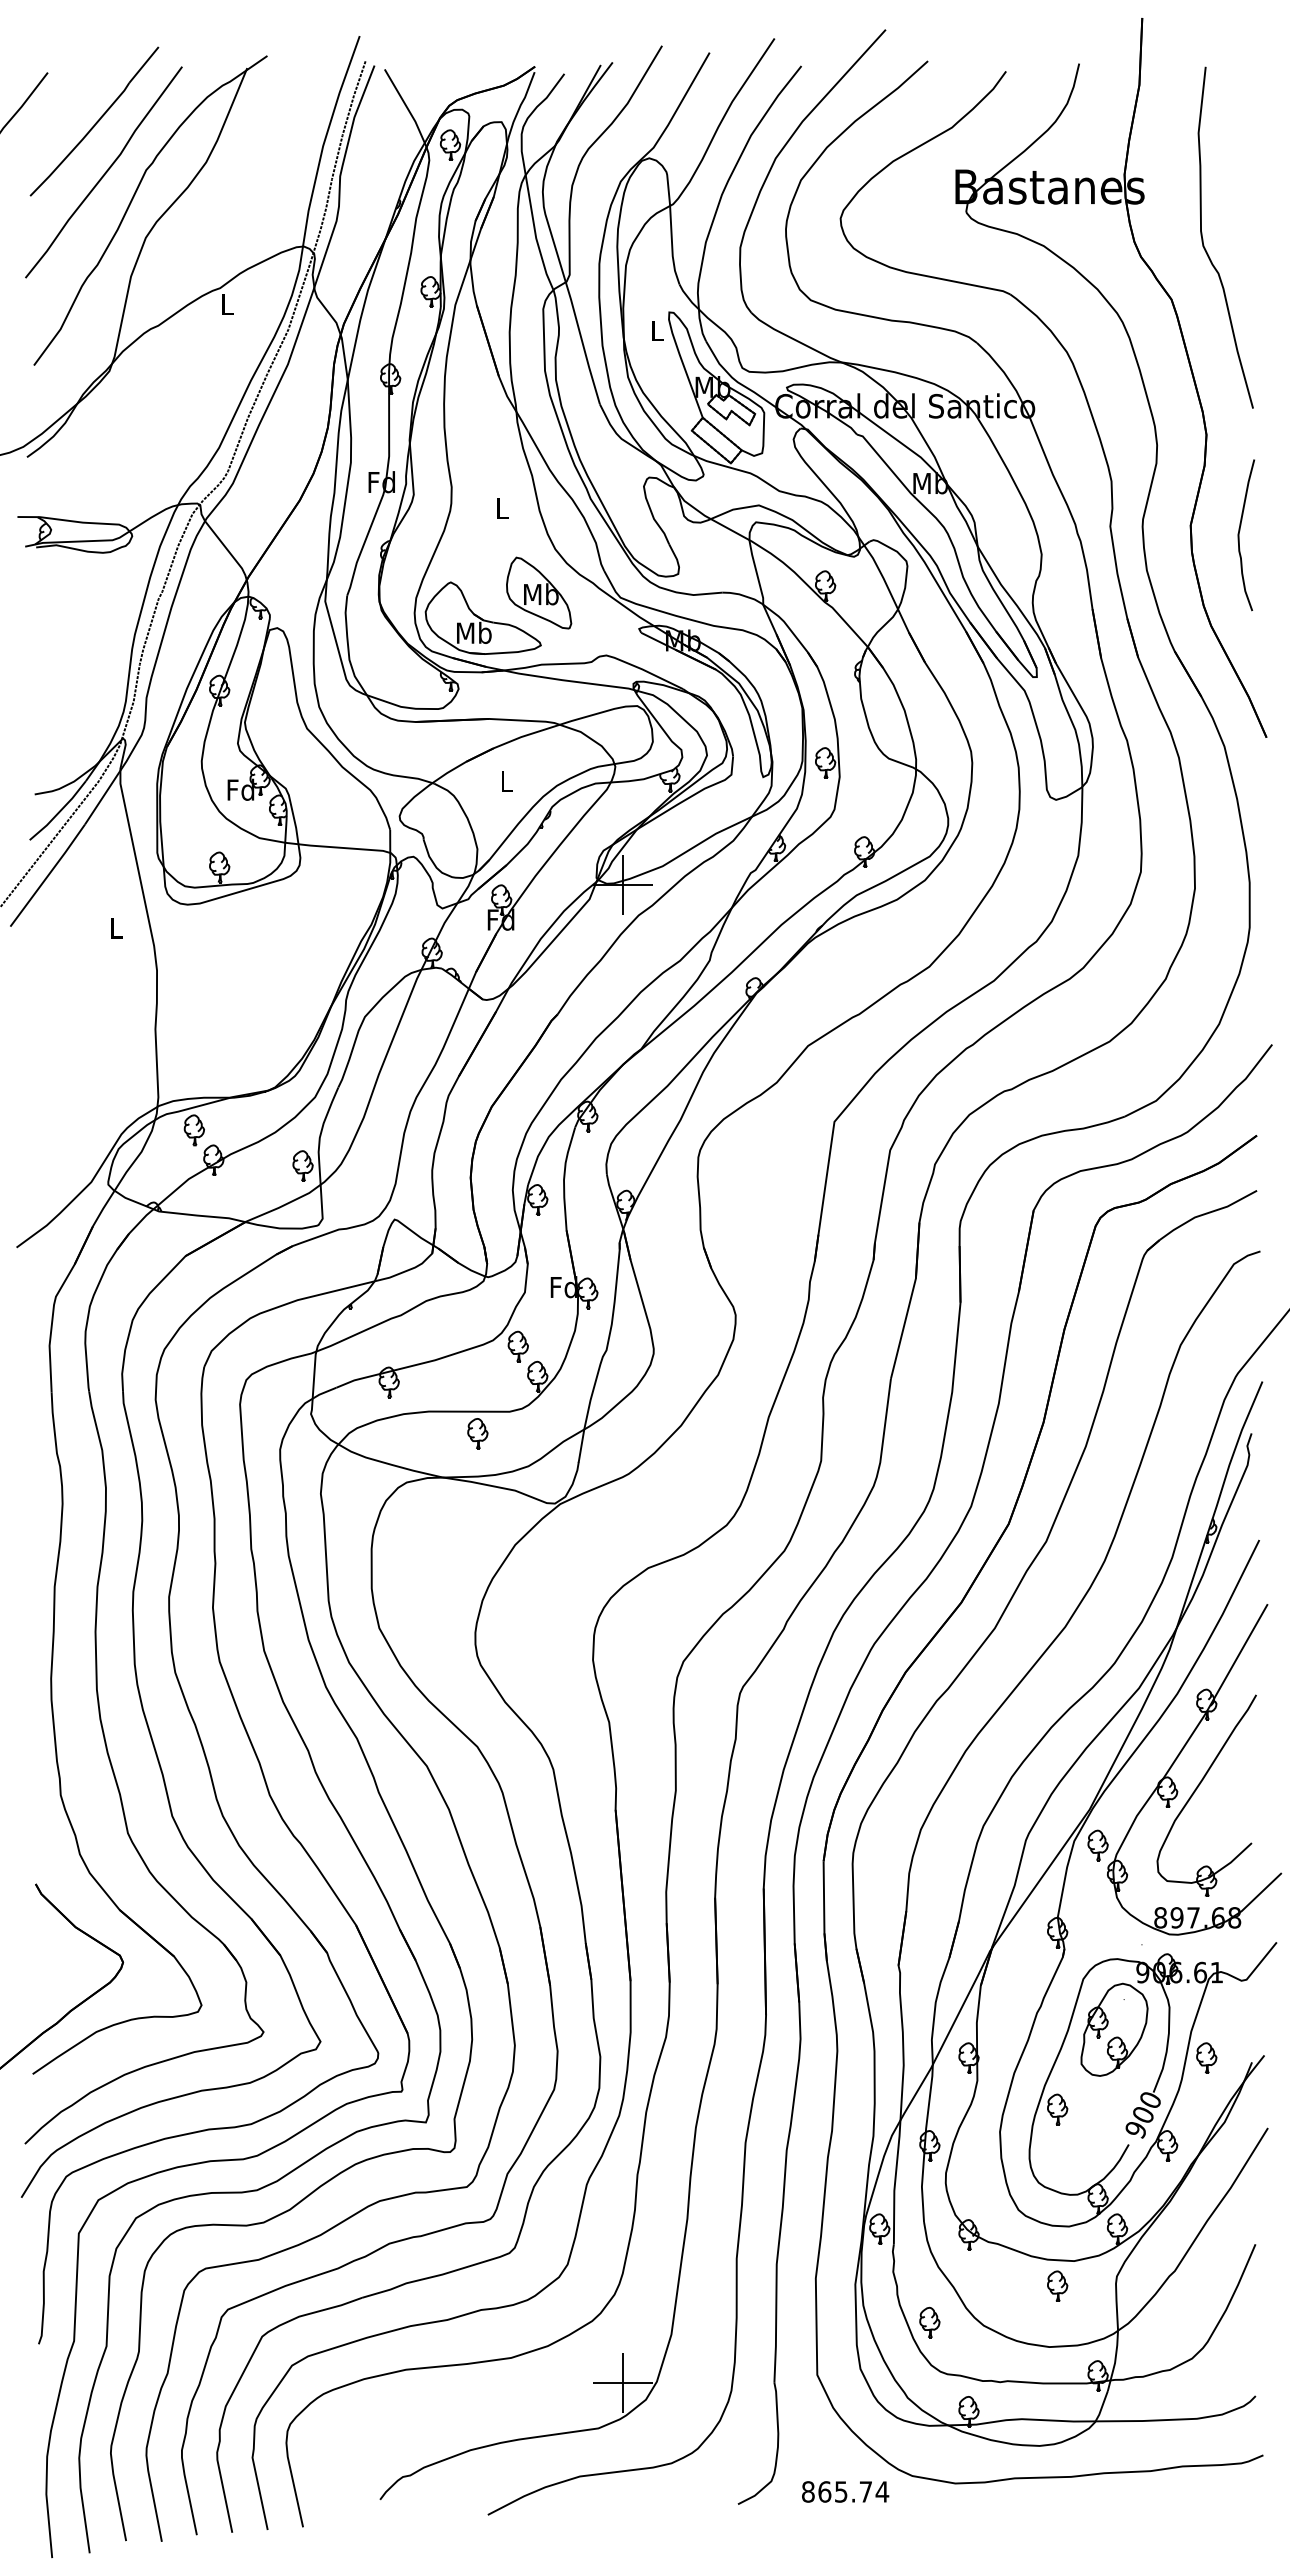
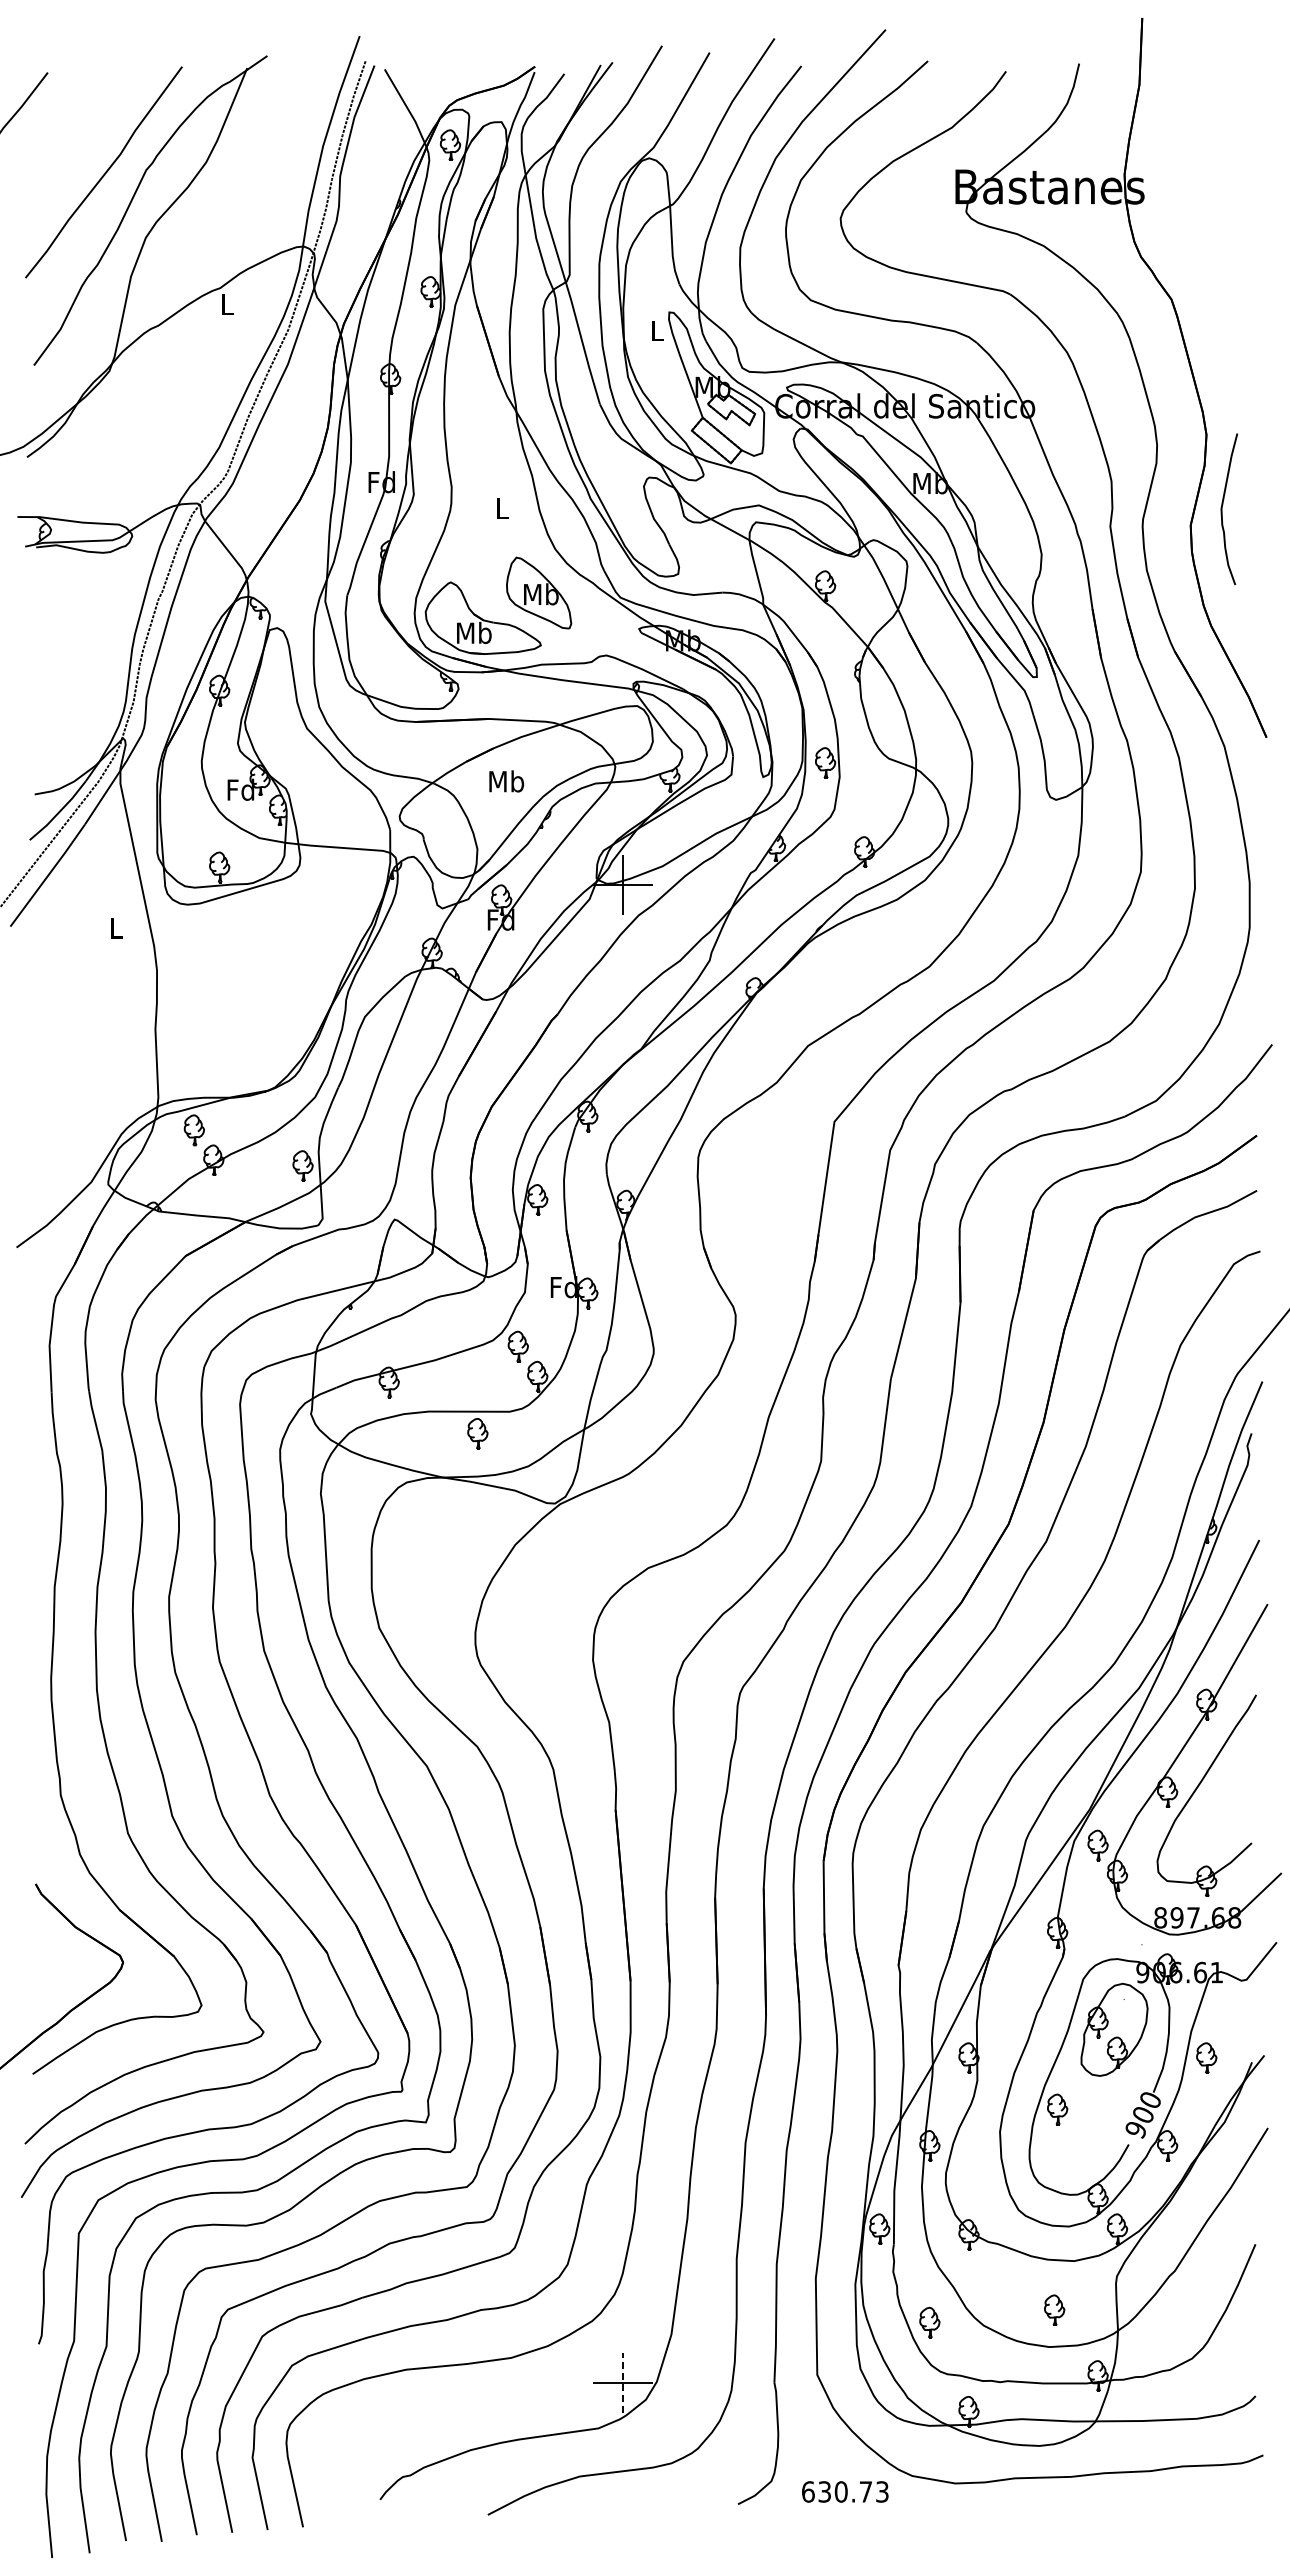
part: present -> none (94, 121)
curve: present -> none (1203, 238)
curve position: (1239, 535) -> (1222, 509) (1222, 509)
text: L -> Mb (506, 781)
part position: (1057, 2285) -> (1054, 2309) (1054, 2309)
line: solid -> dashed (623, 2383)
text: 865.74 -> 630.73 (845, 2491)
